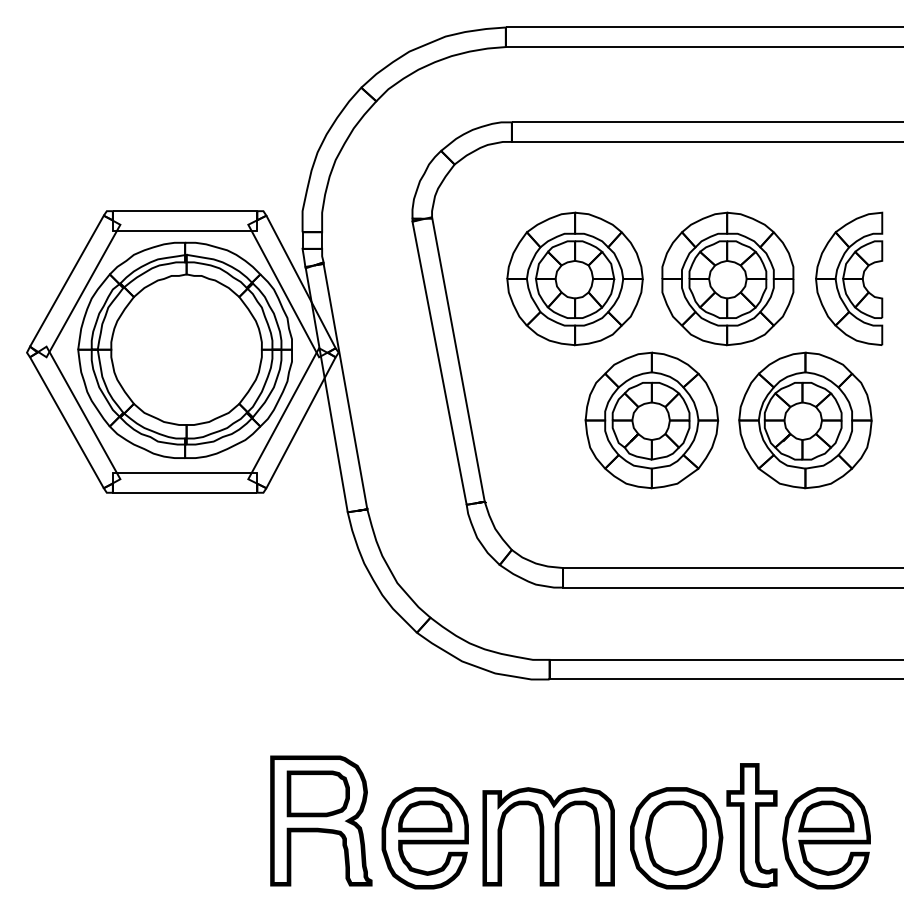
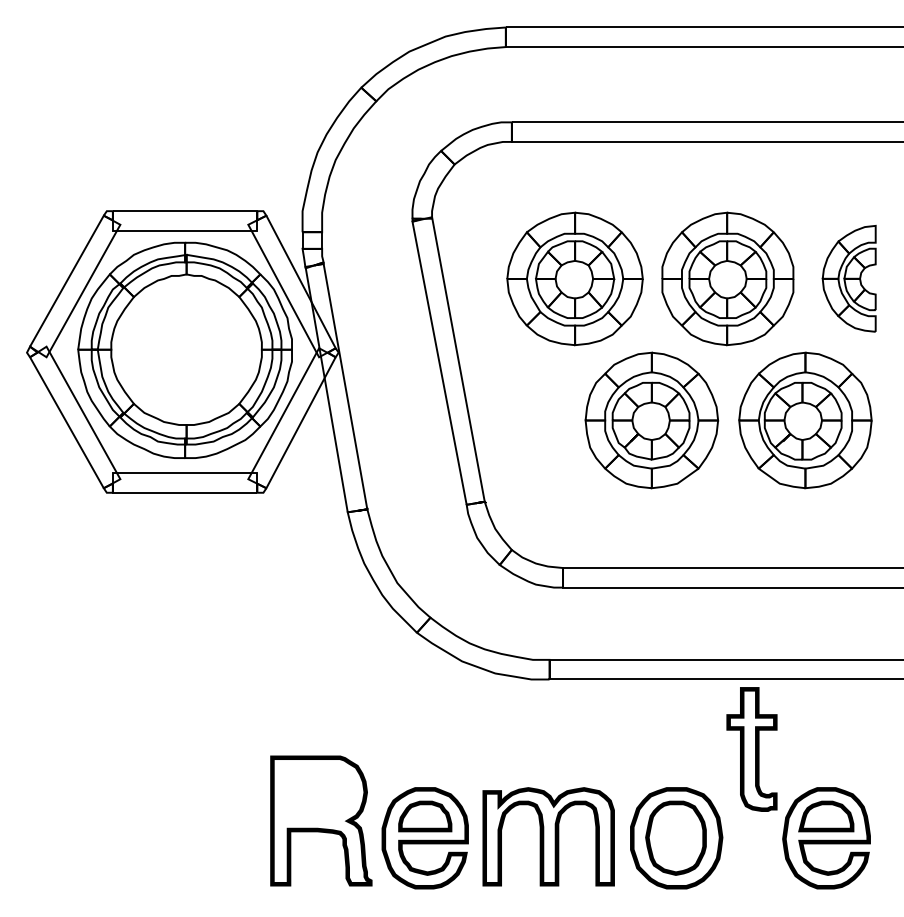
part size: 69x135 px -> 56x108 px (848, 278)
part: present -> none (317, 793)
part position: (751, 825) -> (751, 749) (751, 749)
